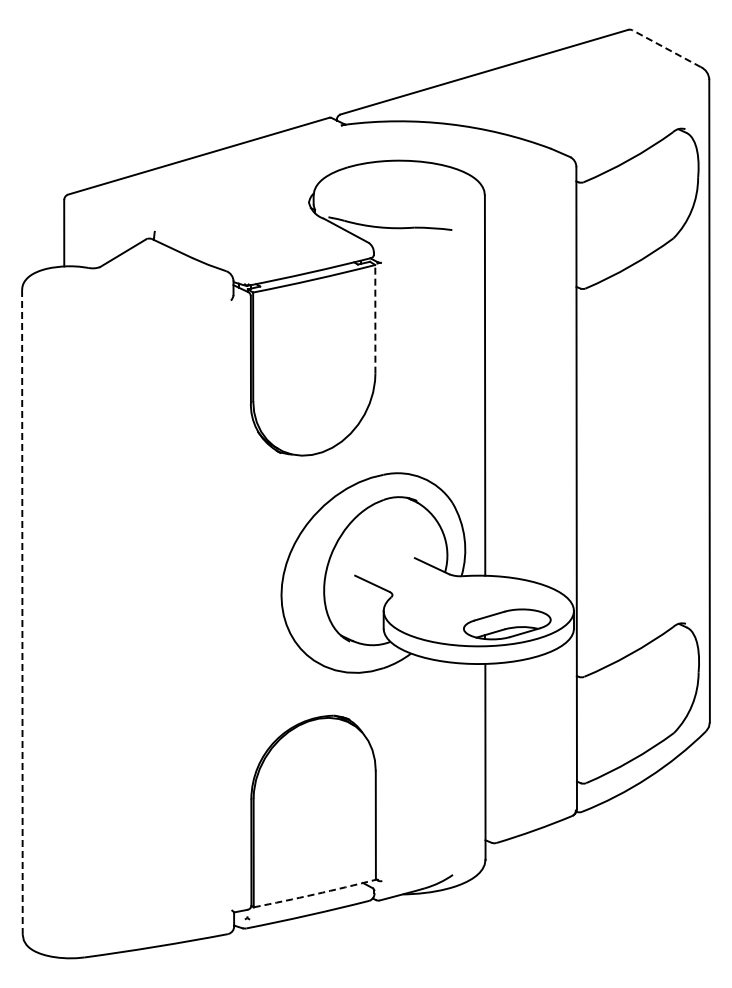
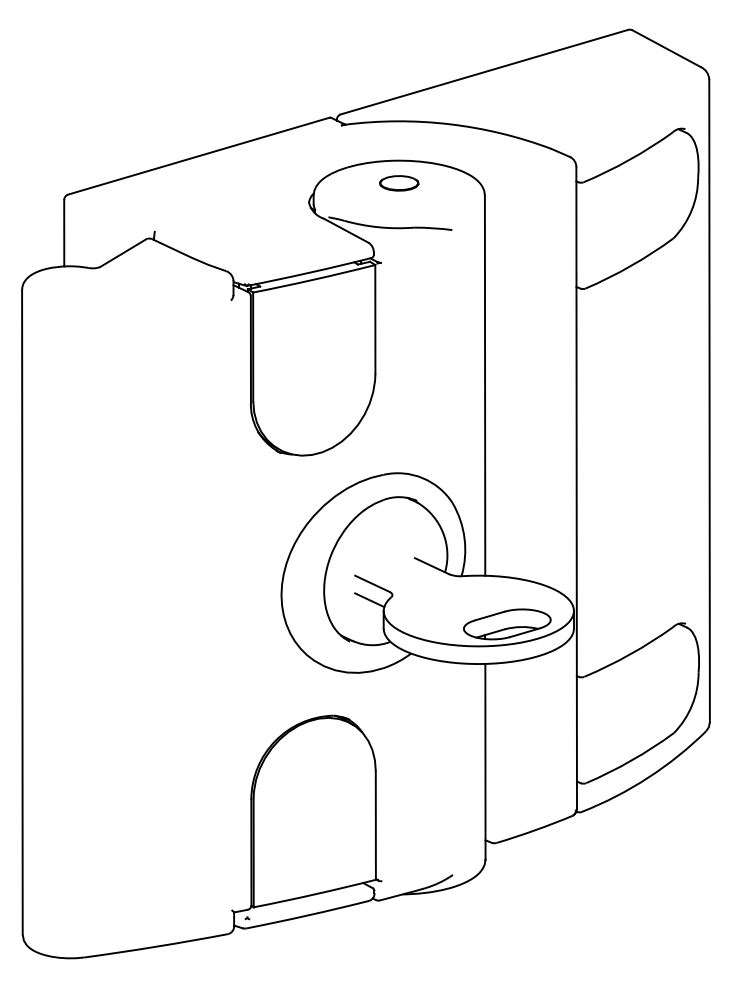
line: dashed -> solid (666, 48)
part: none -> present (399, 183)
line: dashed -> solid (375, 318)
line: none -> present (369, 600)
line: dashed -> solid (22, 612)
arc: dashed -> solid (315, 894)
